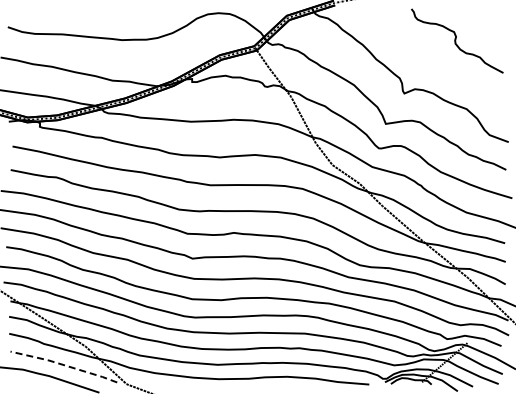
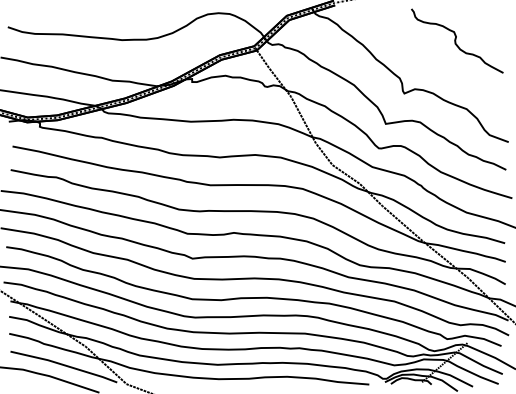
line: dashed -> solid (64, 365)
